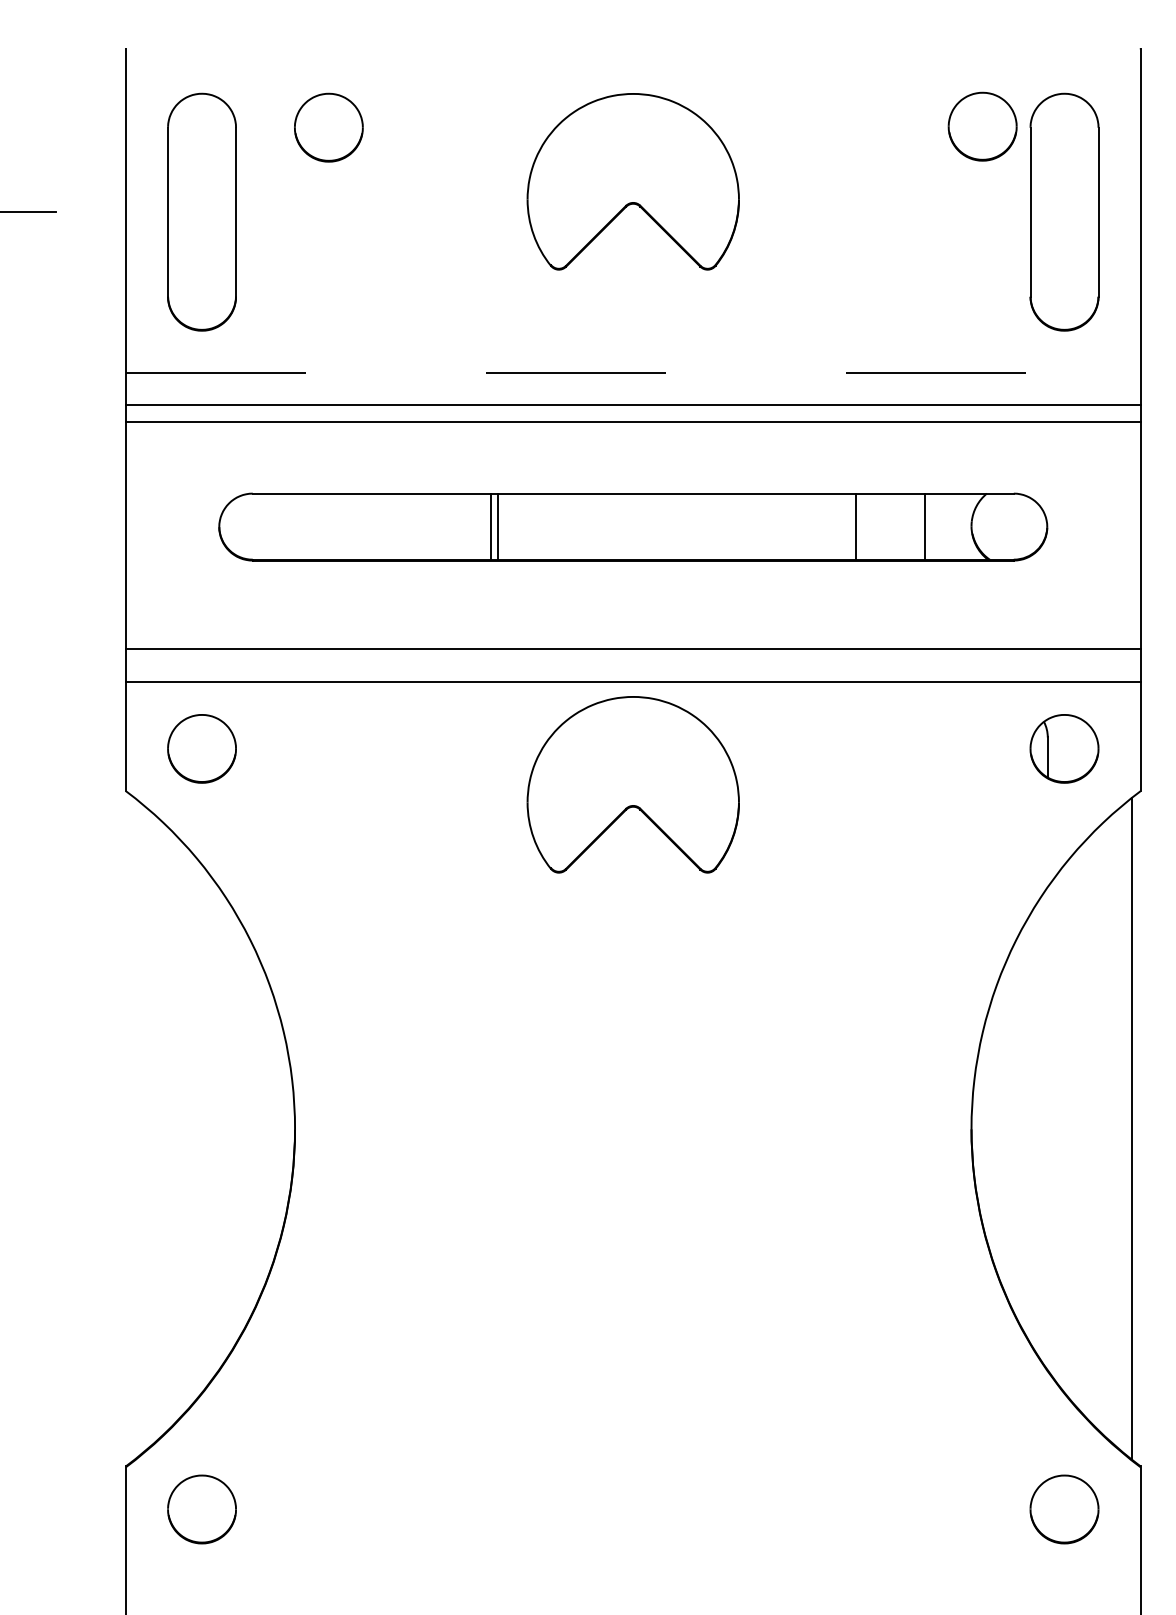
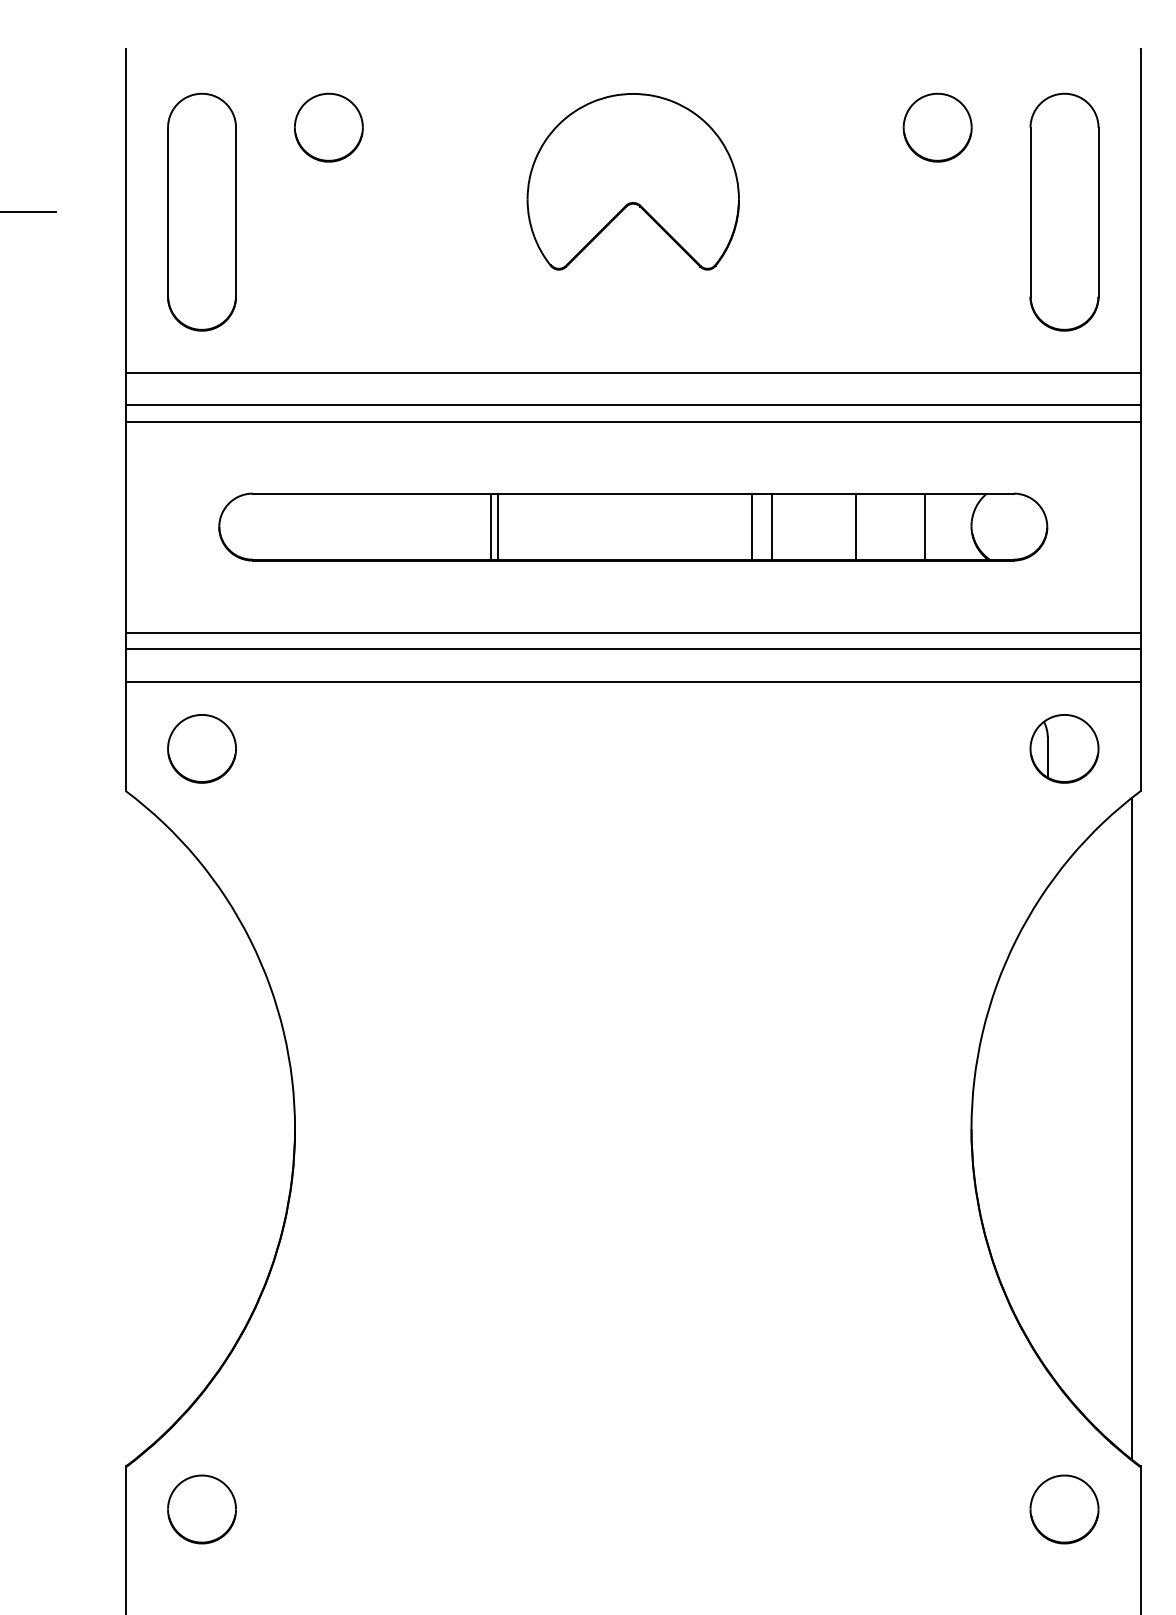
part position: (982, 126) -> (937, 127) (937, 127)
line: dashed -> solid (633, 372)
line: none -> present (751, 526)
line: none -> present (772, 526)
line: none -> present (632, 632)
part: present -> none (632, 784)
